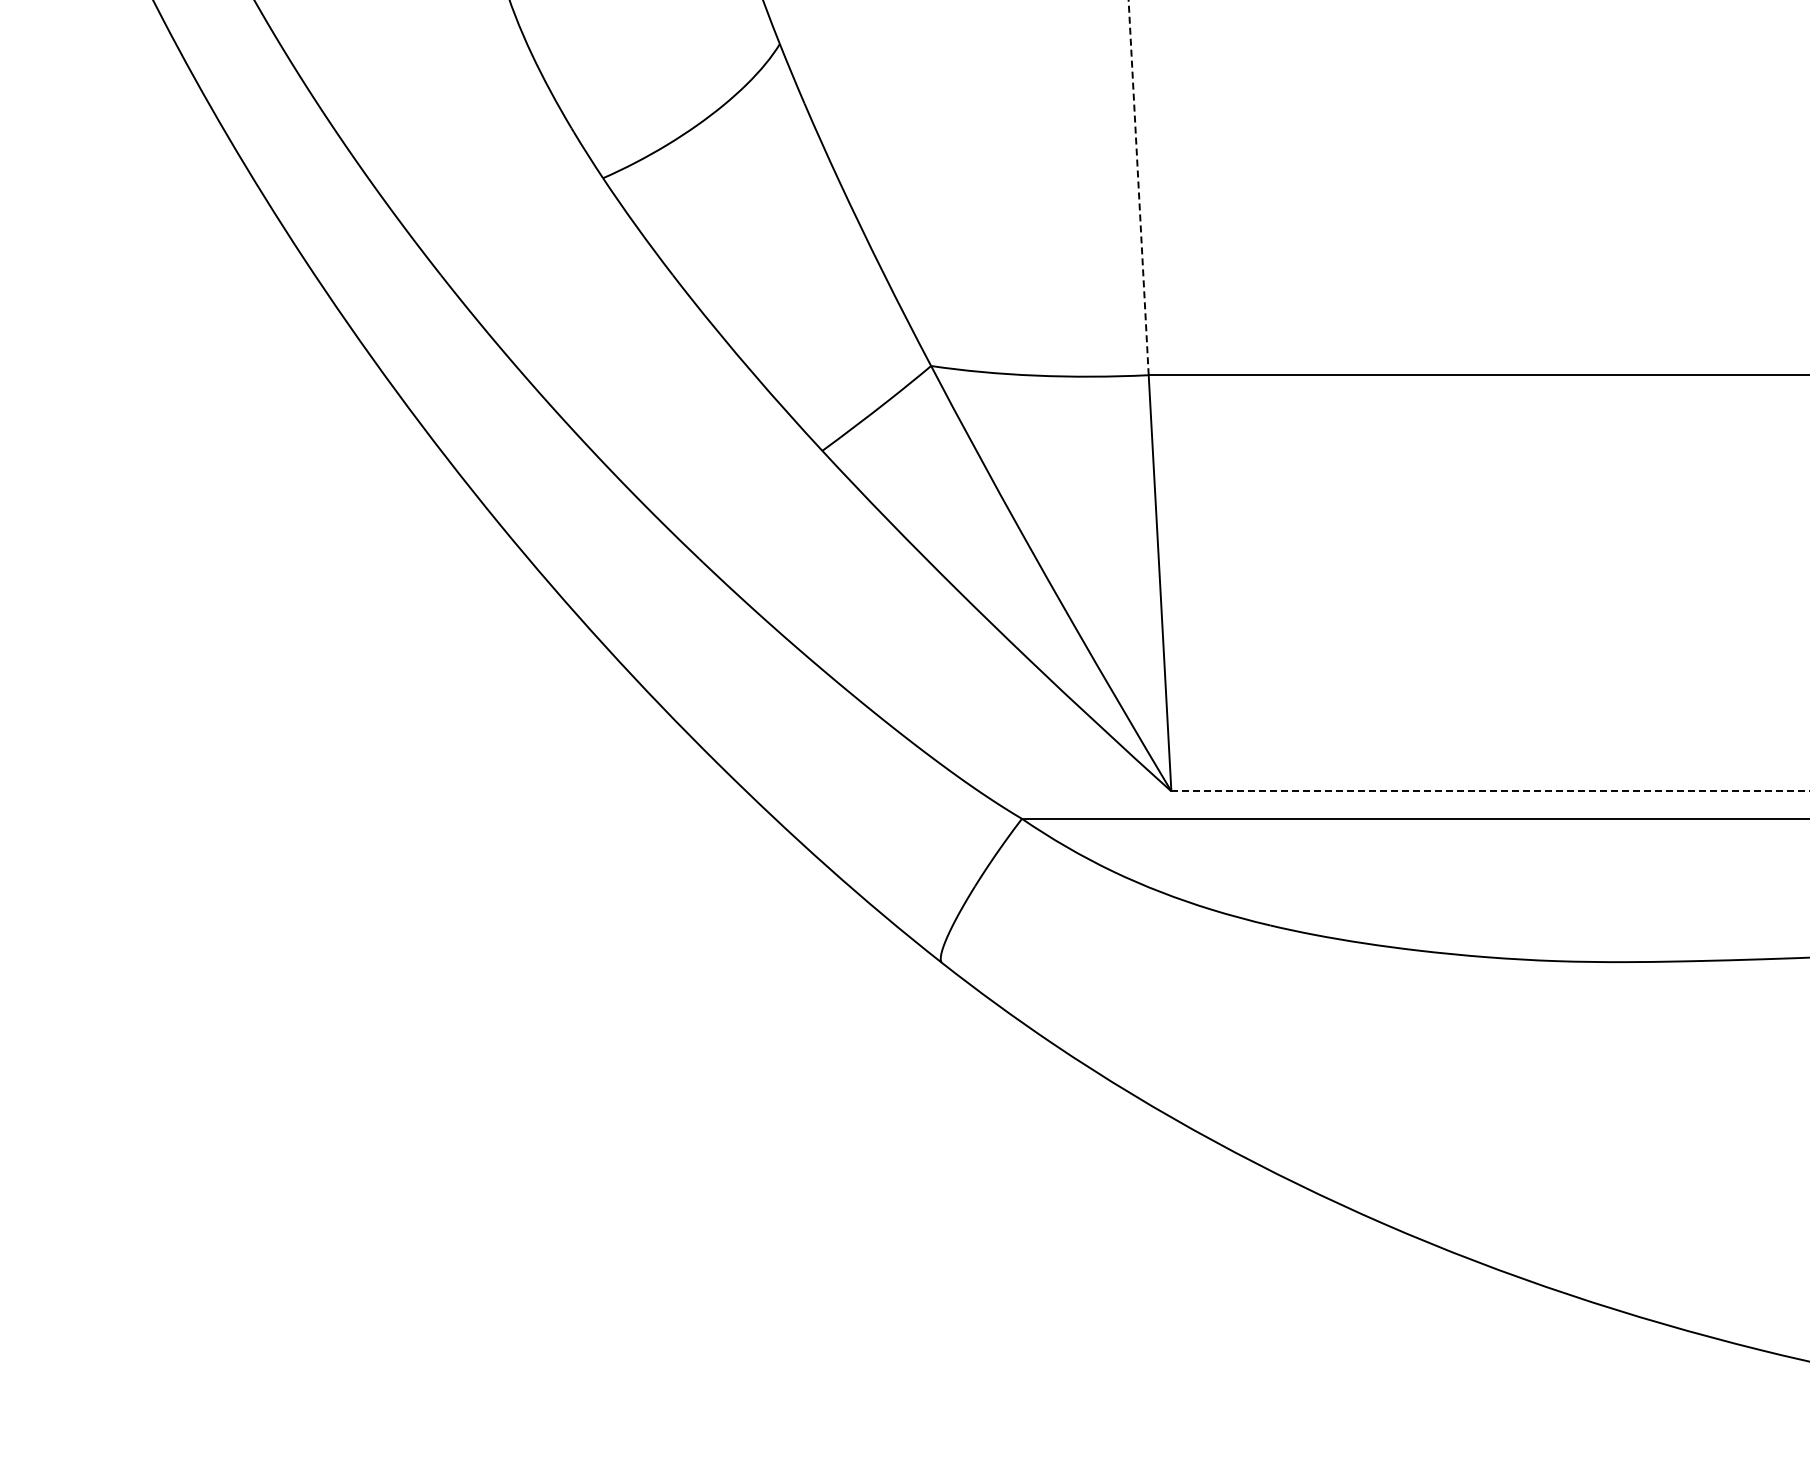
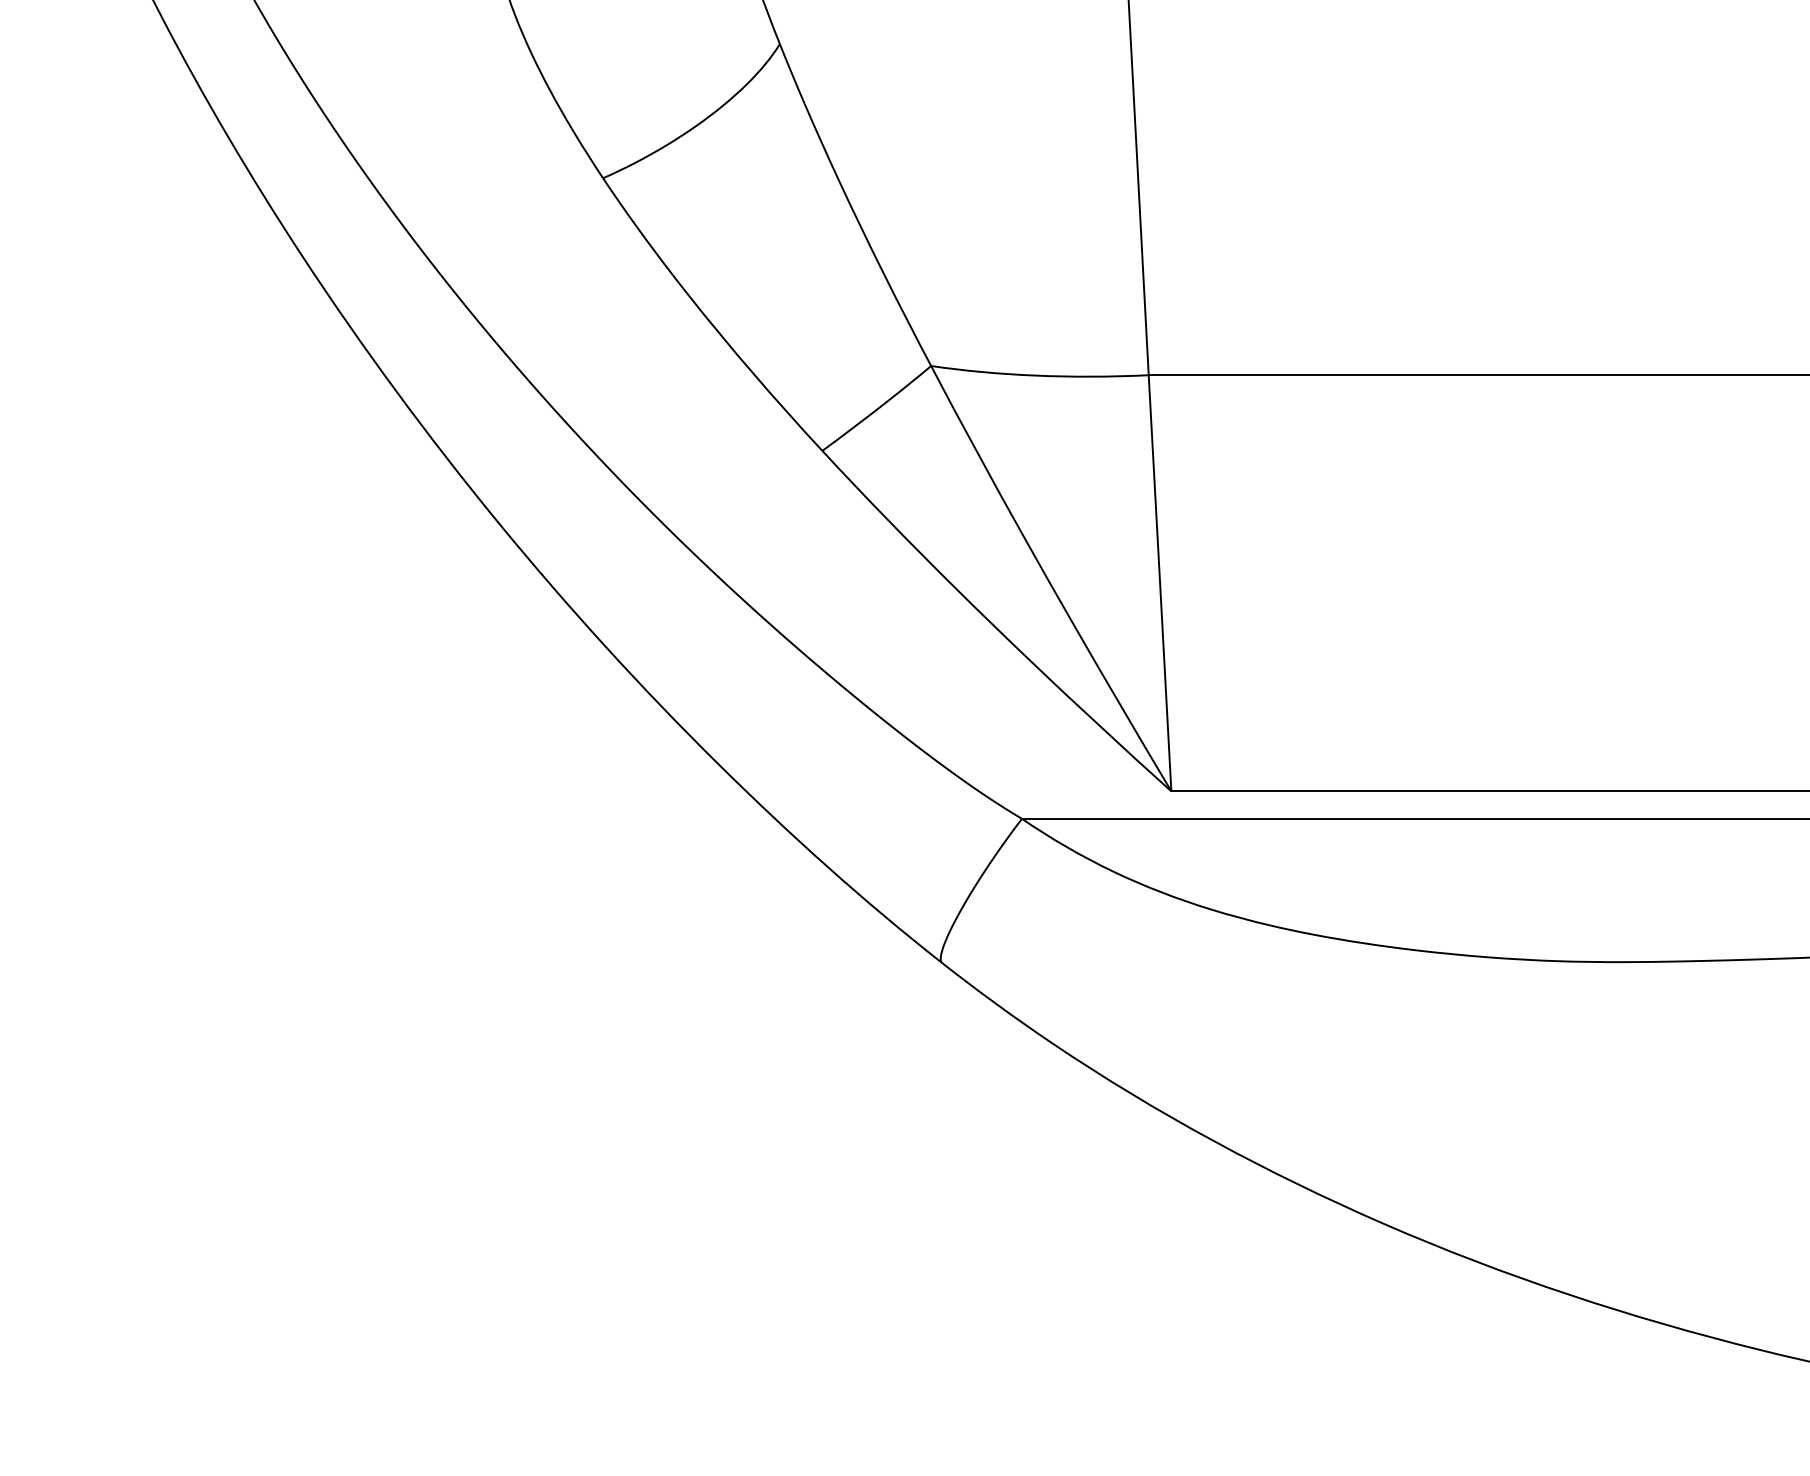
line: dashed -> solid (1138, 187)
line: dashed -> solid (1490, 791)
